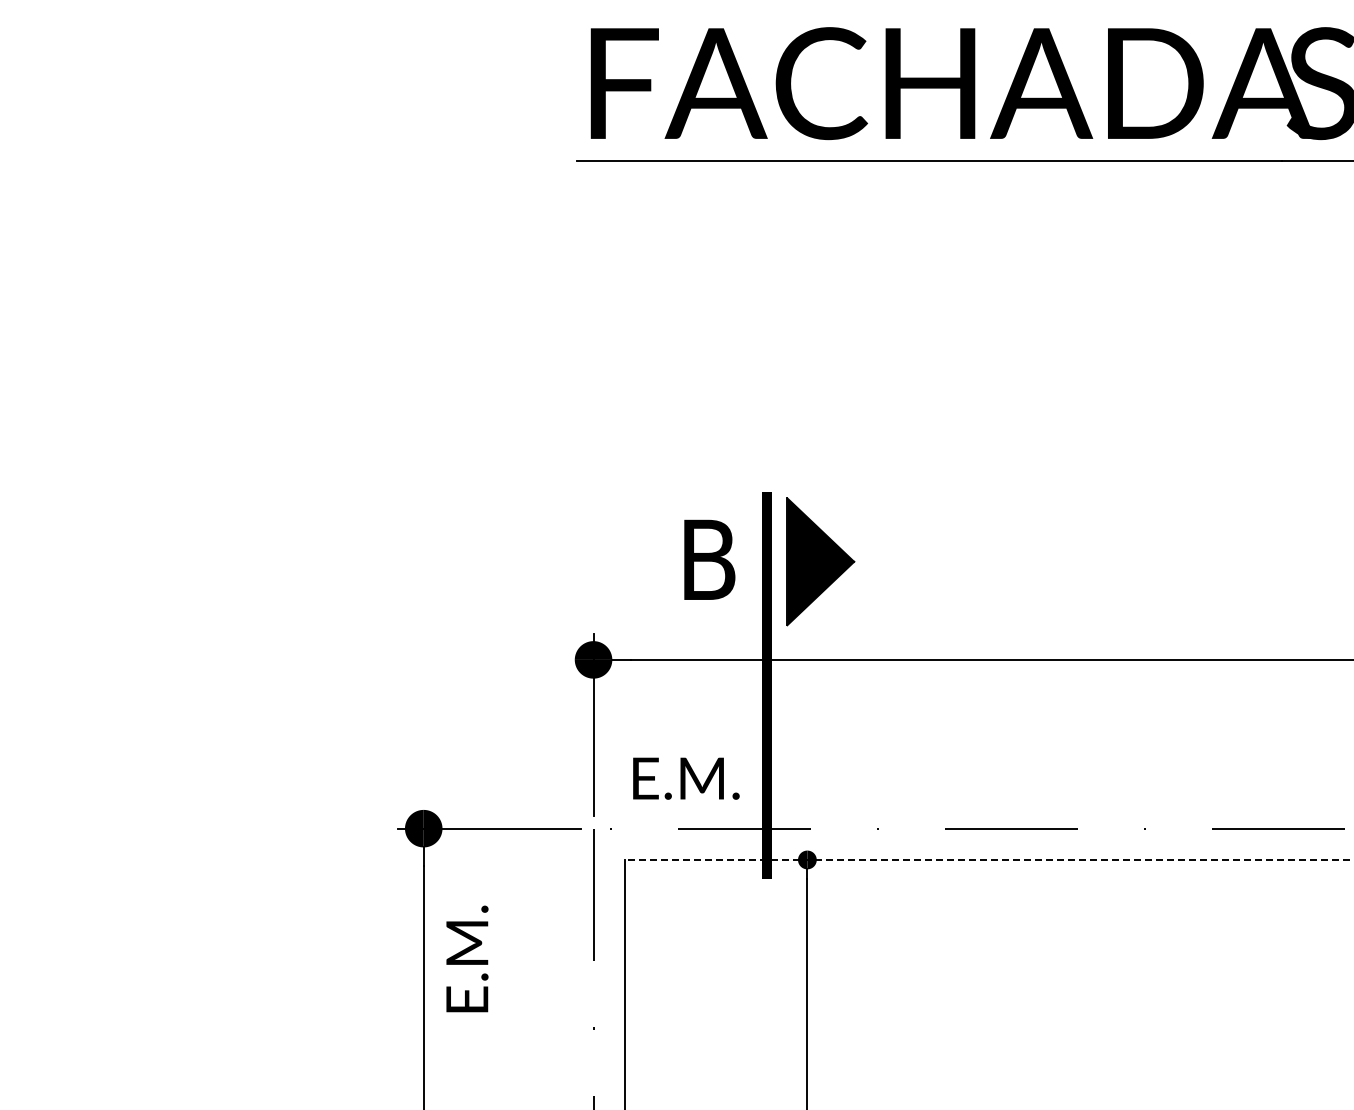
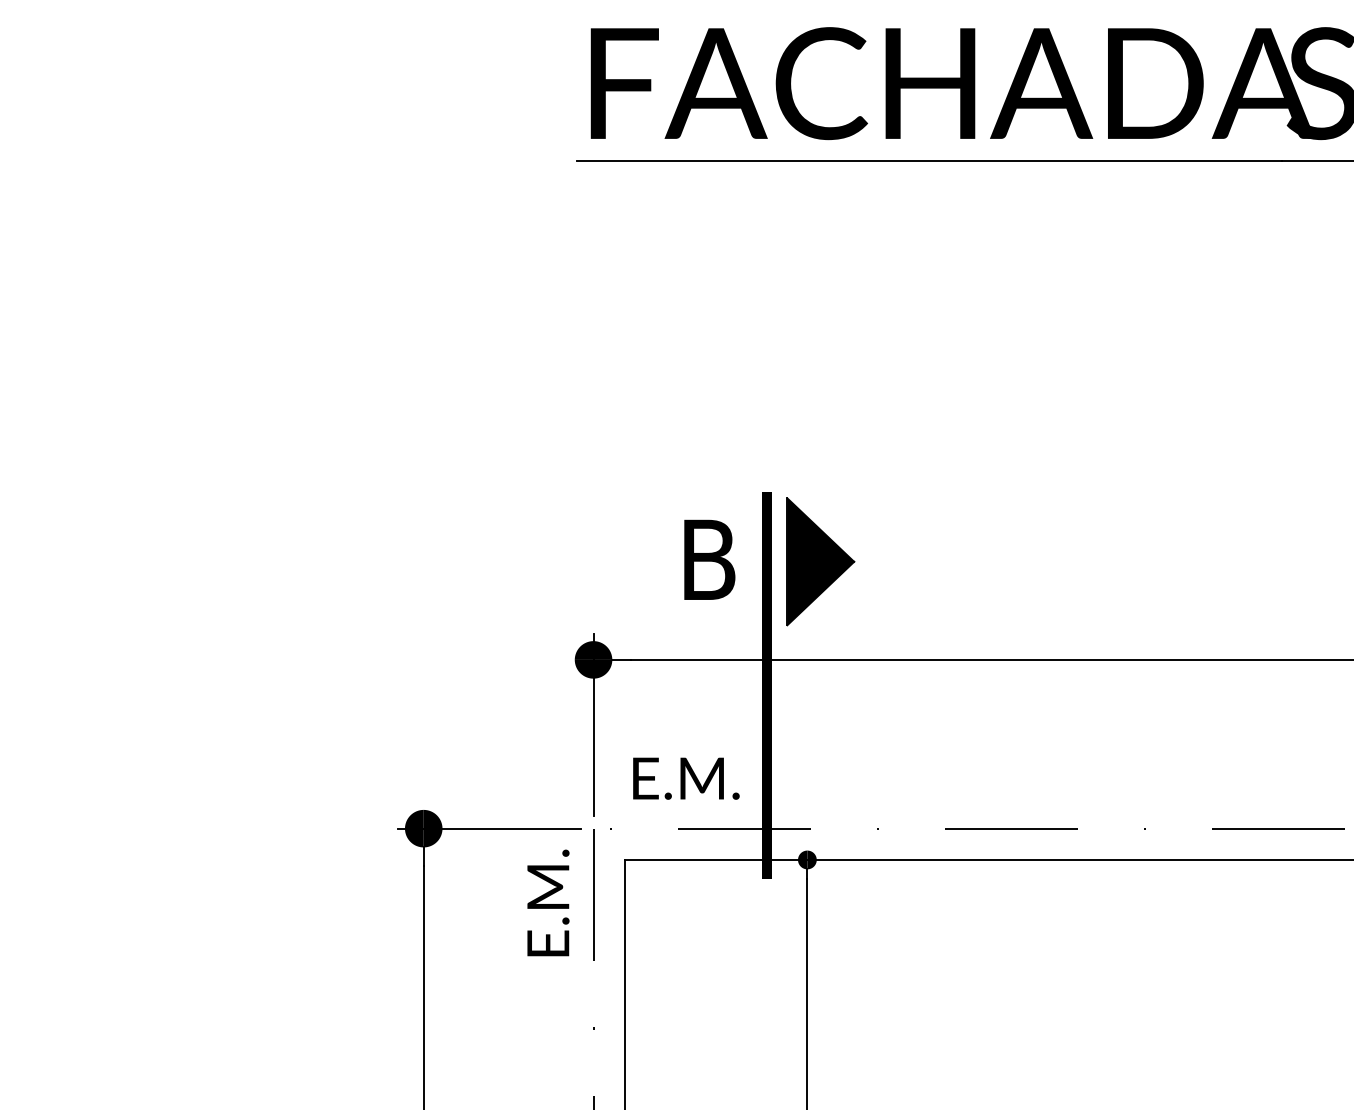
line: dashed -> solid (988, 860)
text position: (467, 958) -> (548, 902) (548, 902)
